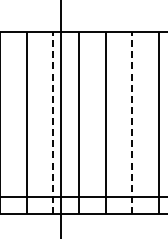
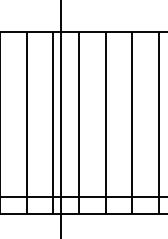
line: dashed -> solid (52, 122)
line: dashed -> solid (132, 122)
